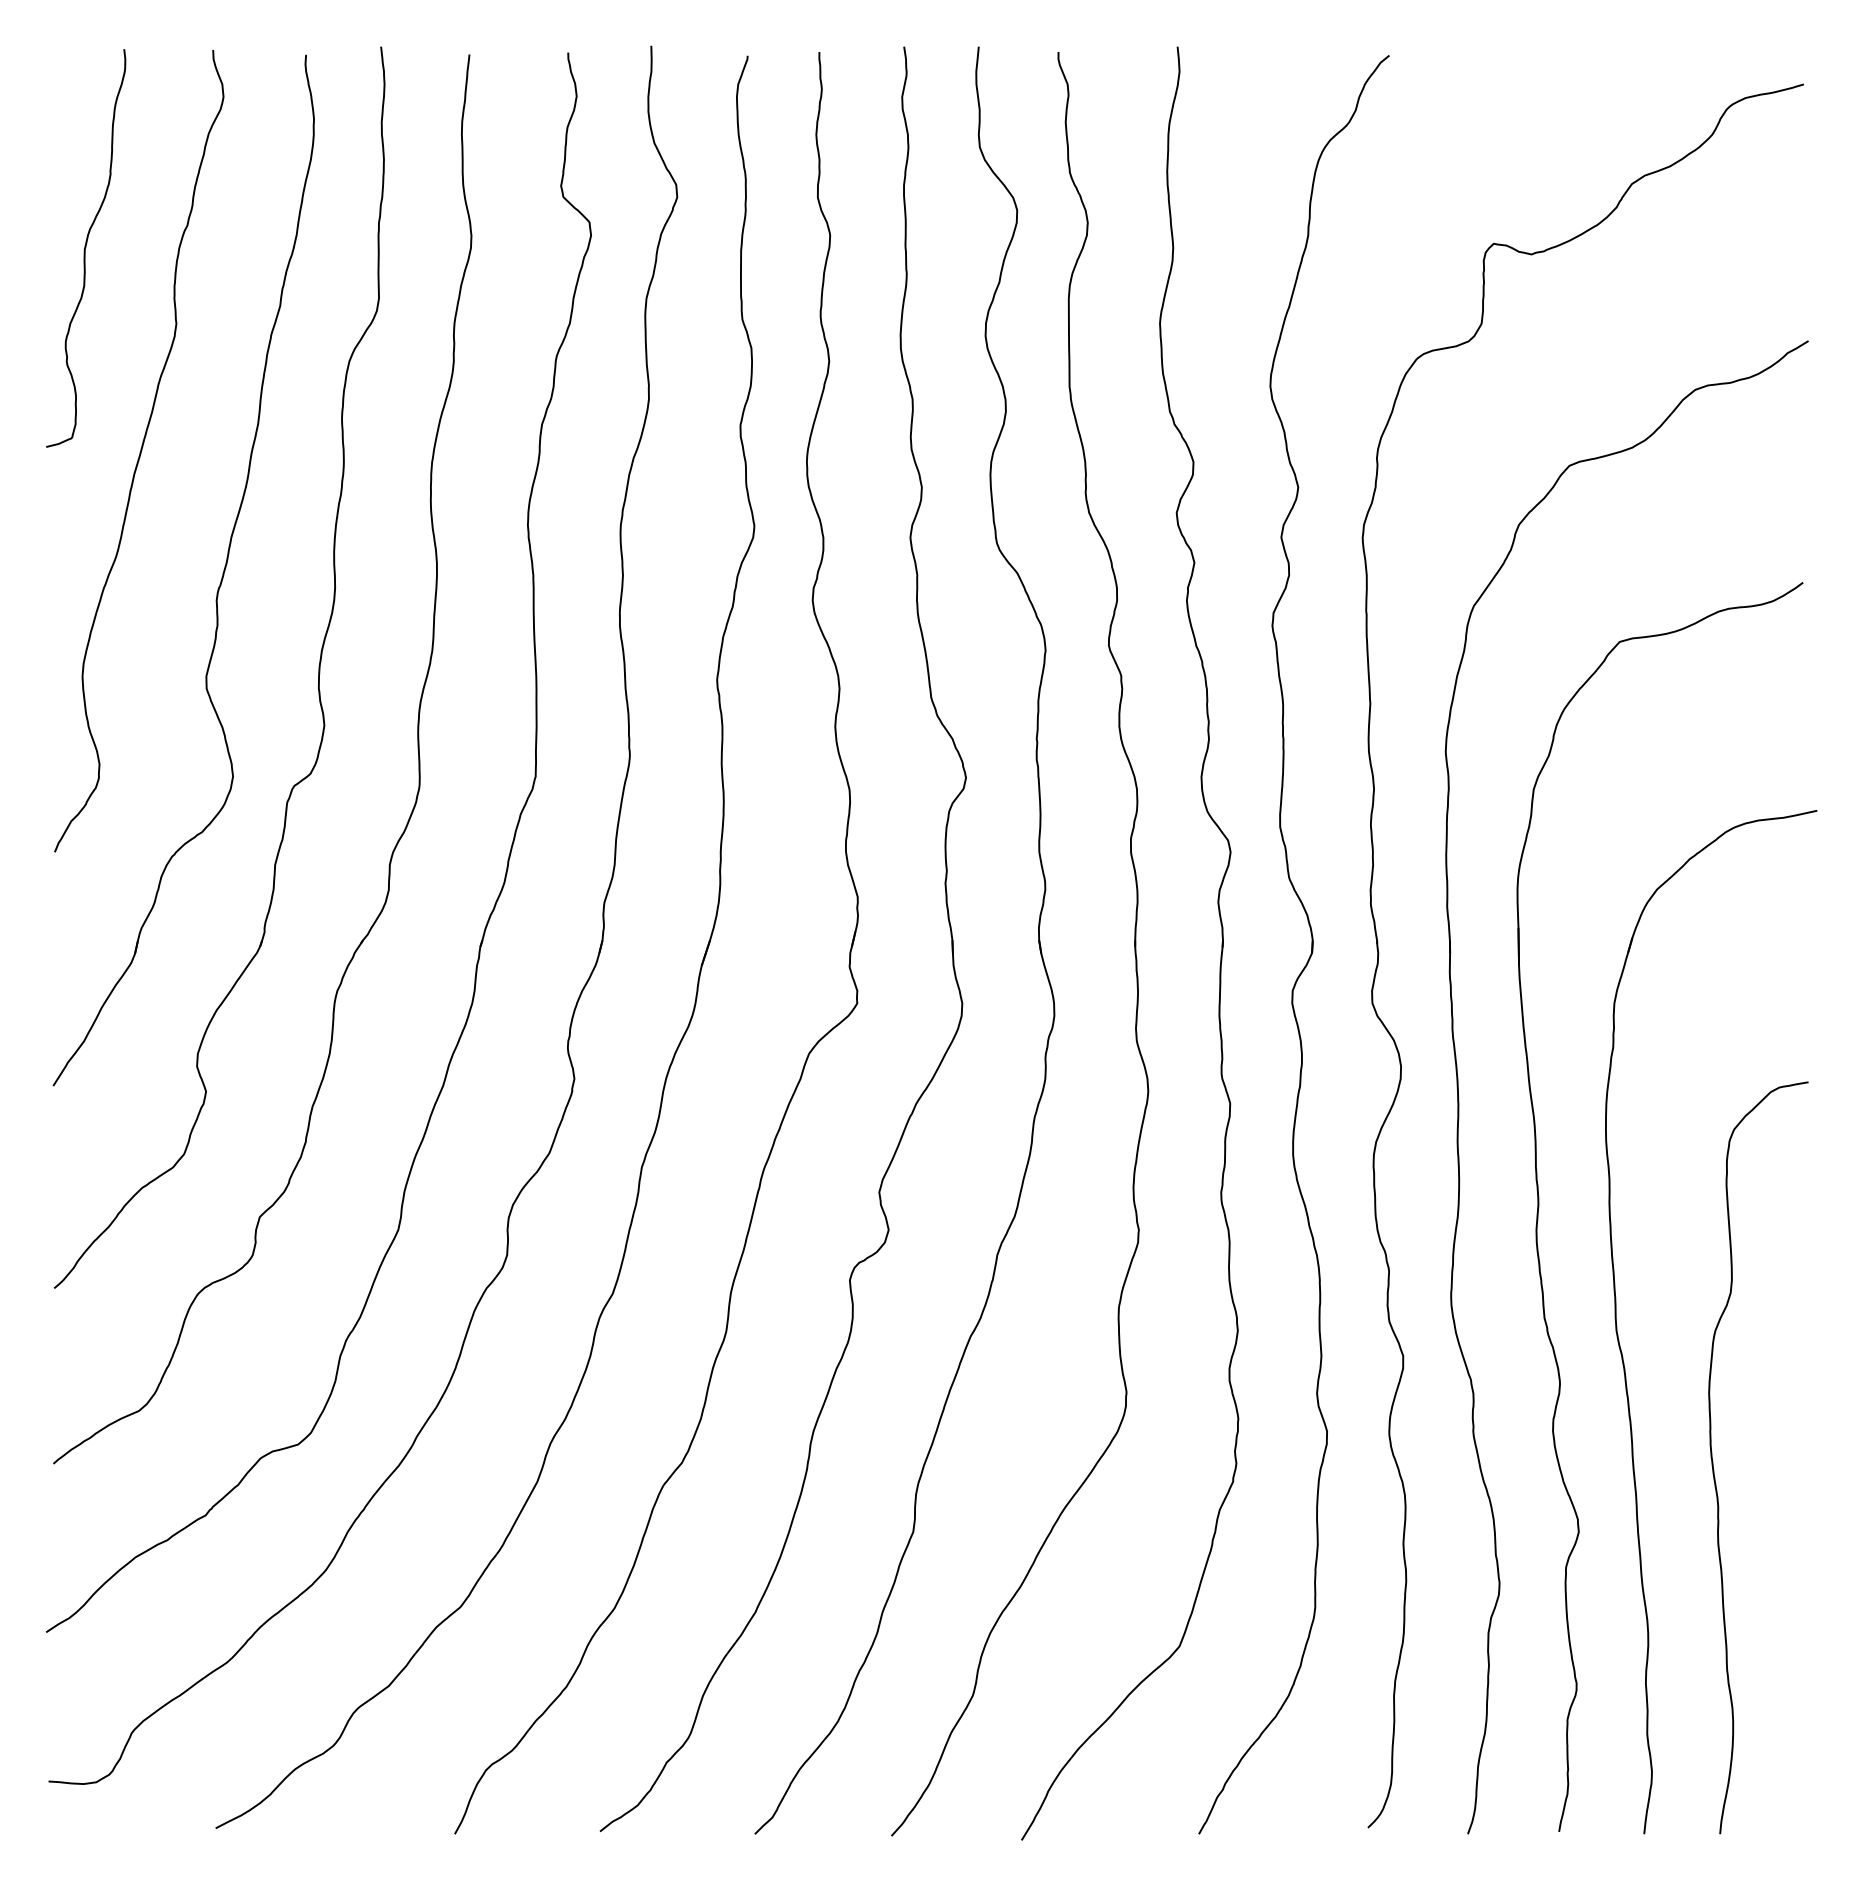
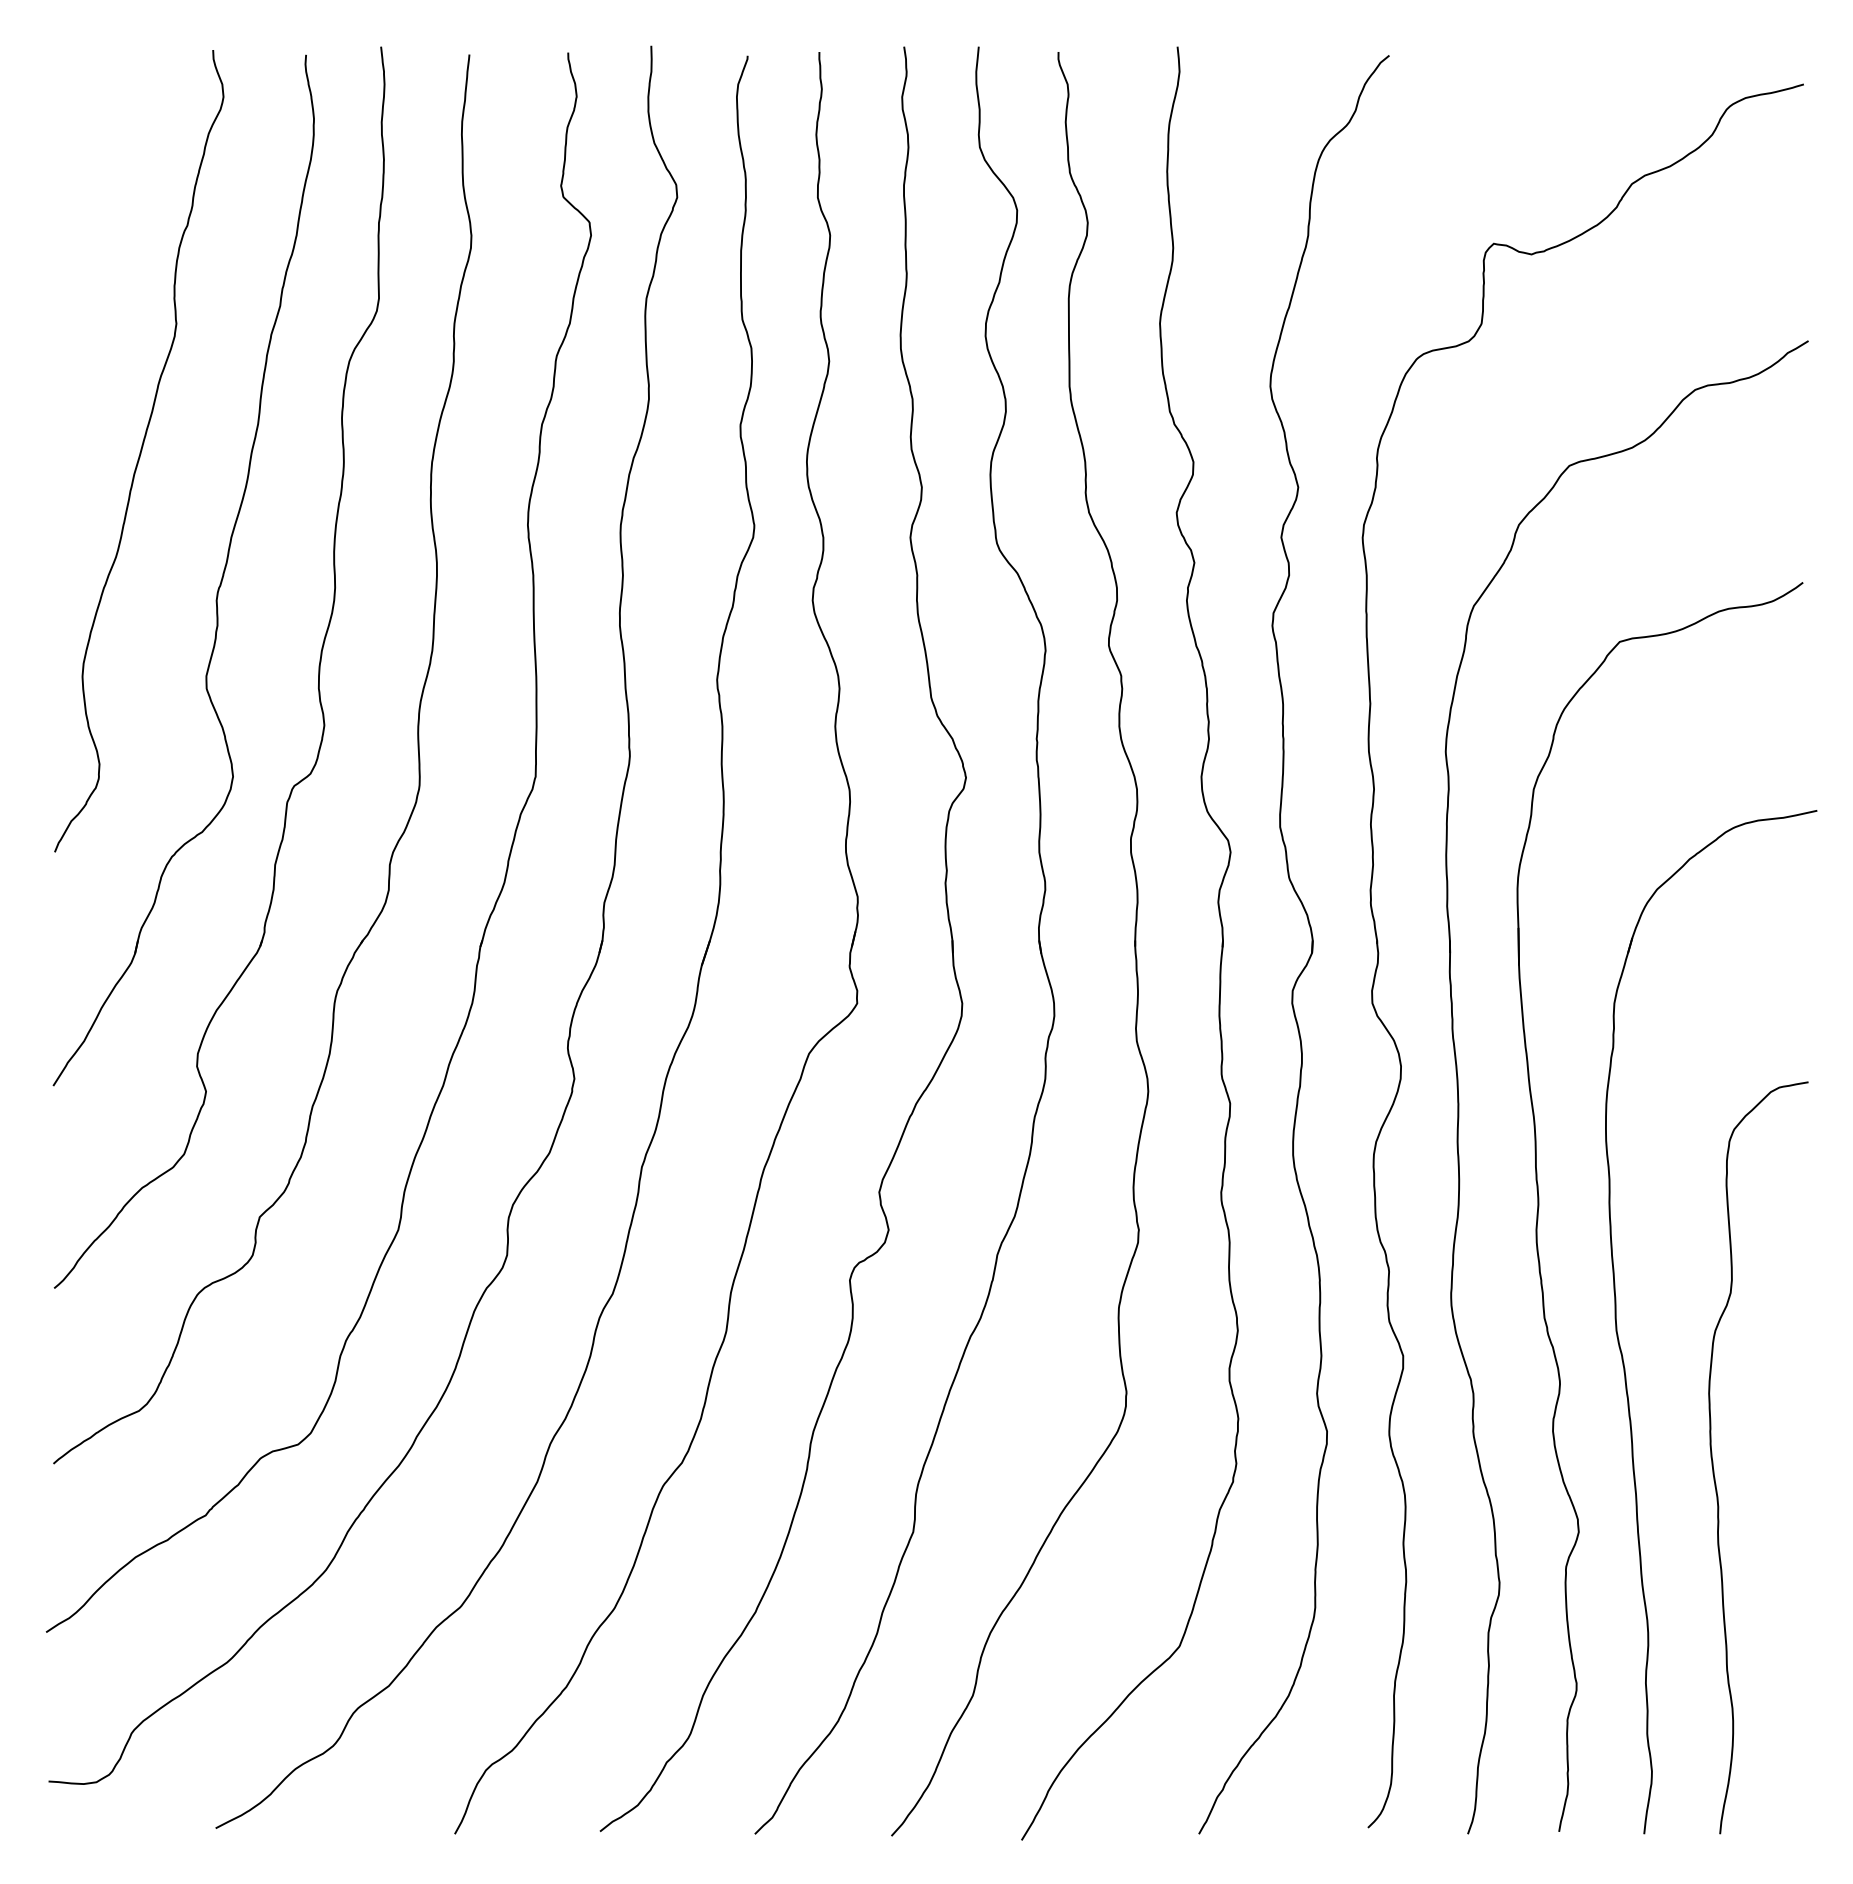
curve: present -> none (86, 247)
